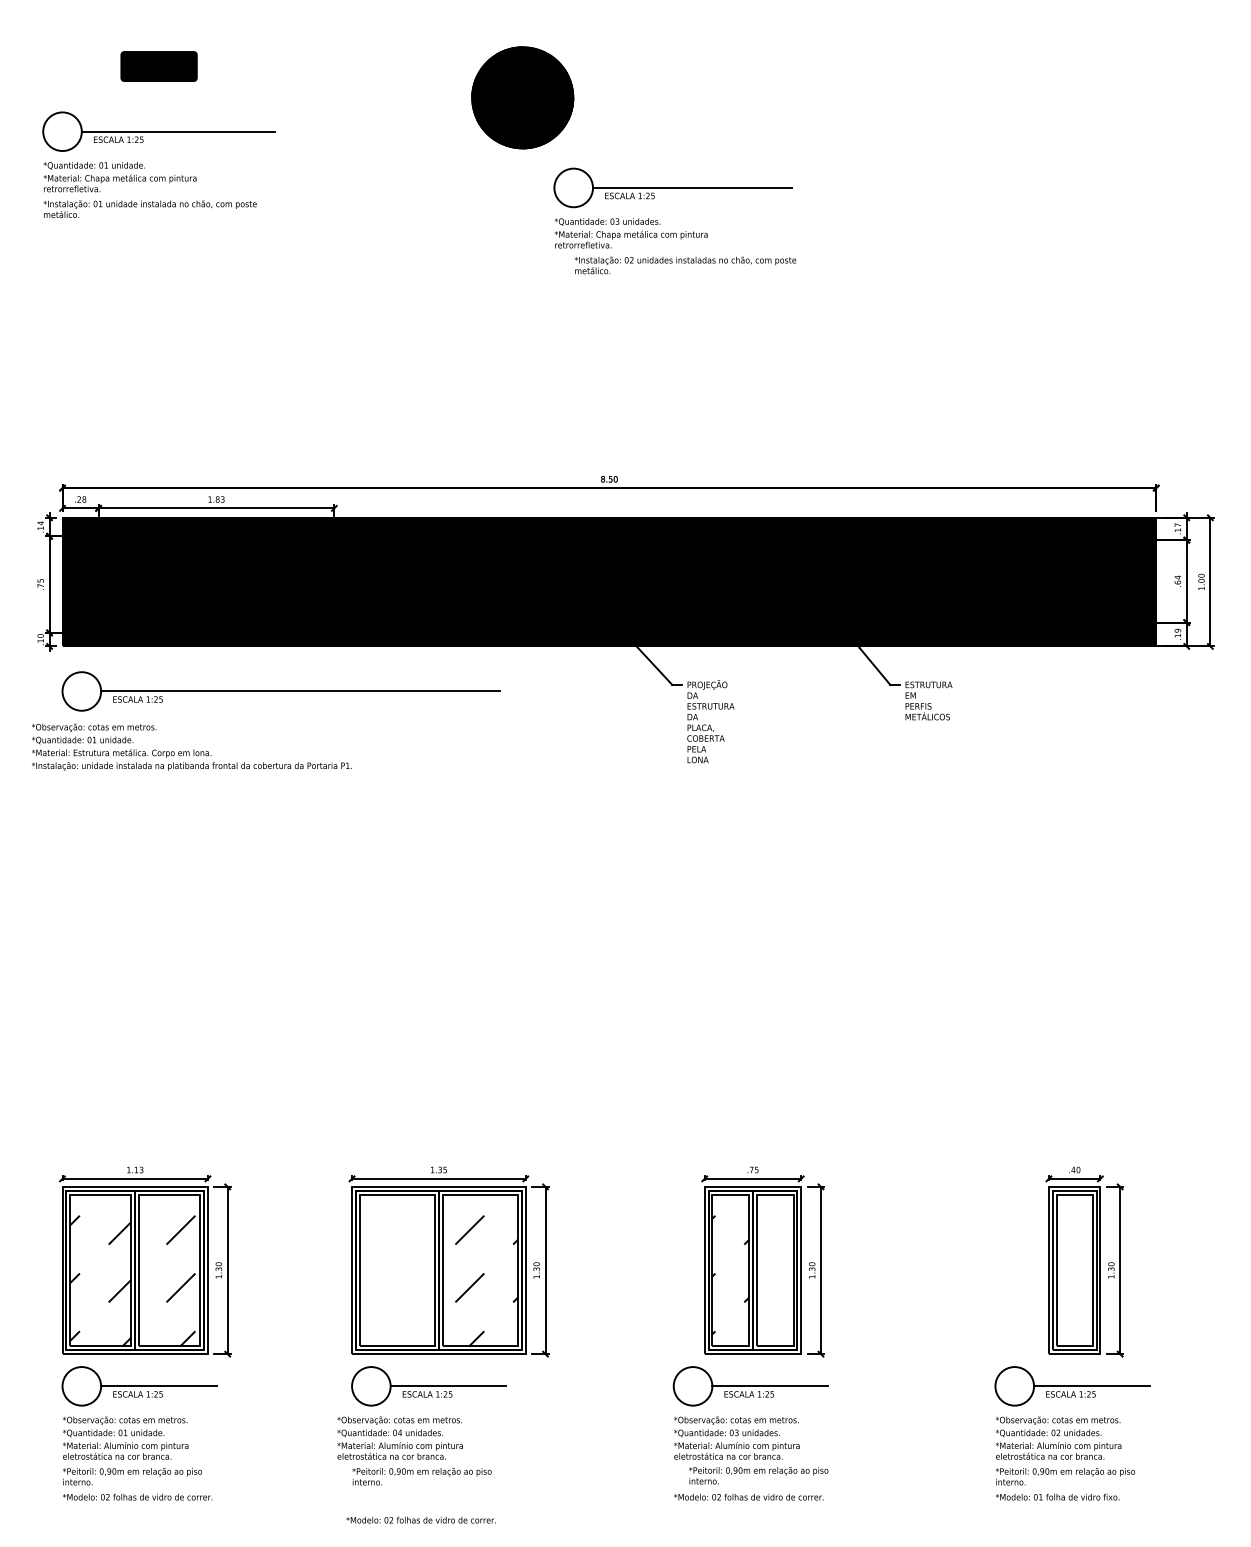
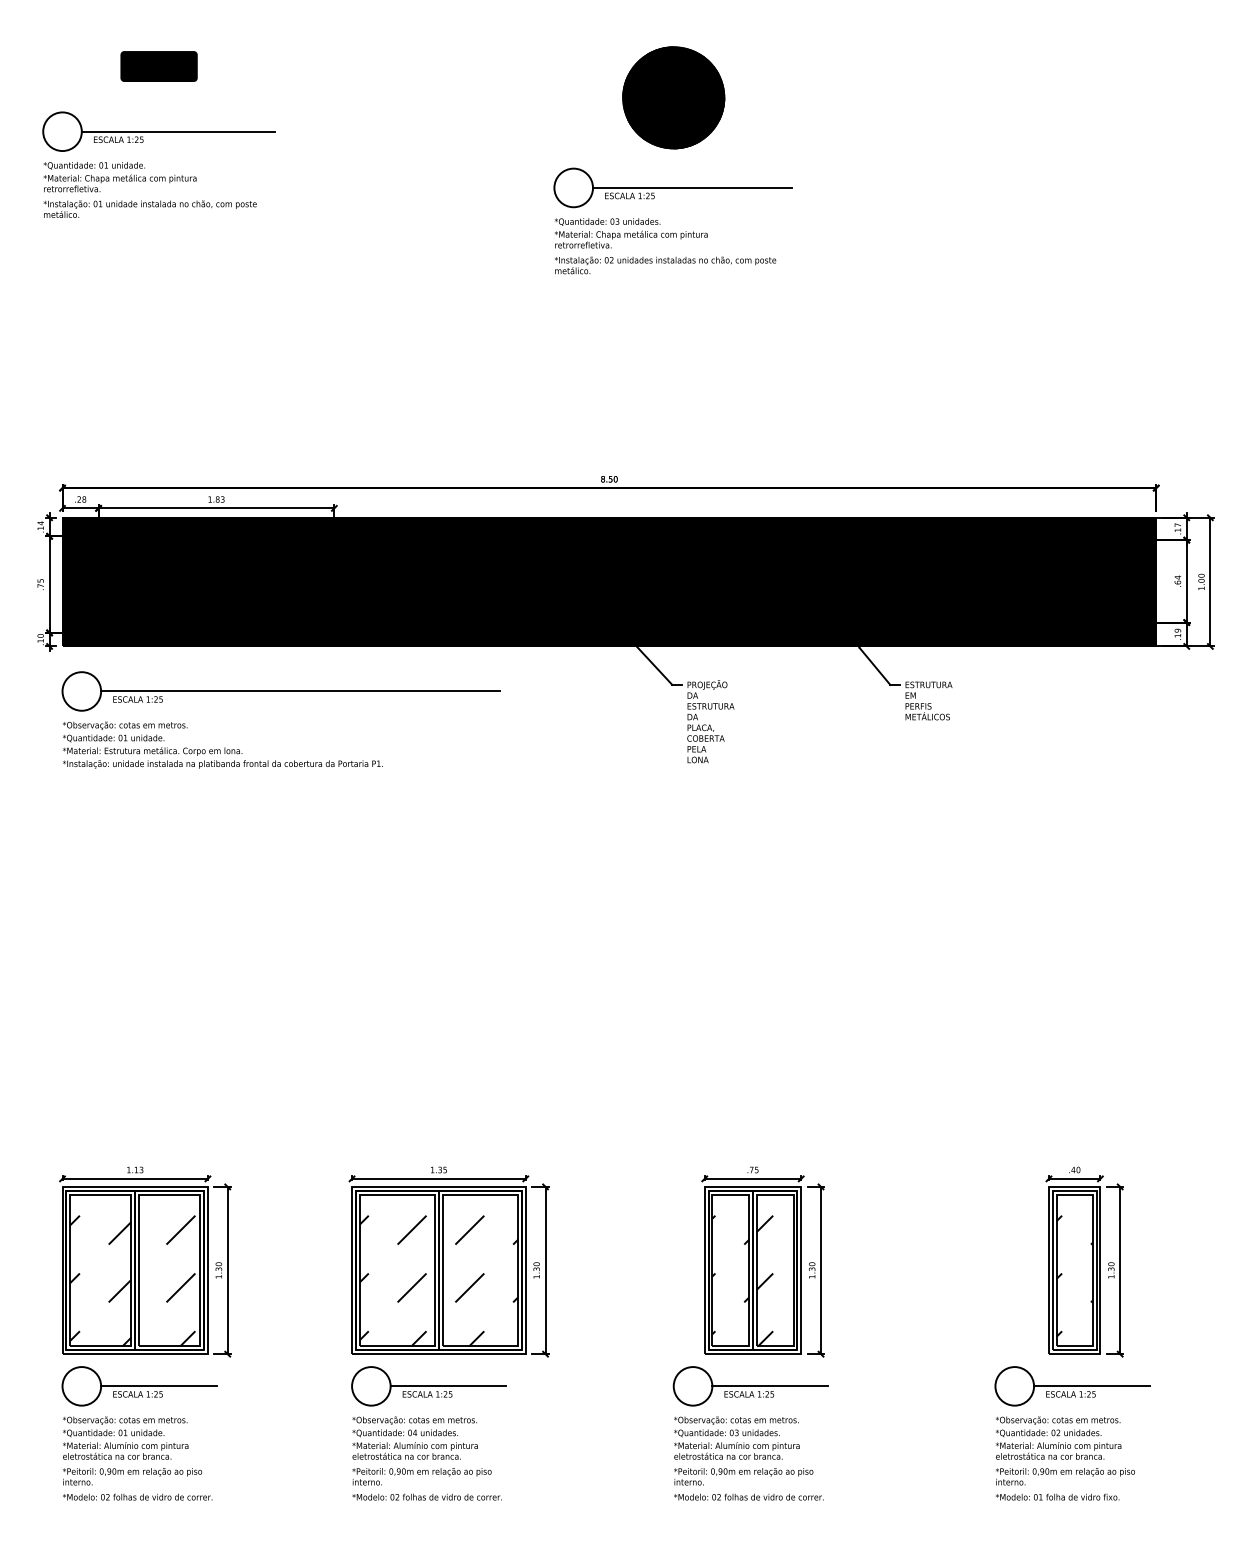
part position: (522, 97) -> (673, 97) (673, 97)
text position: (685, 265) -> (665, 265) (665, 265)
text position: (191, 746) -> (222, 744) (222, 744)
hatch: none -> present (1074, 1275)
hatch: none -> present (392, 1280)
hatch: none -> present (764, 1280)
text position: (399, 1437) -> (414, 1437) (414, 1437)
text position: (758, 1475) -> (743, 1476) (743, 1476)
text position: (420, 1519) -> (426, 1496) (426, 1496)
